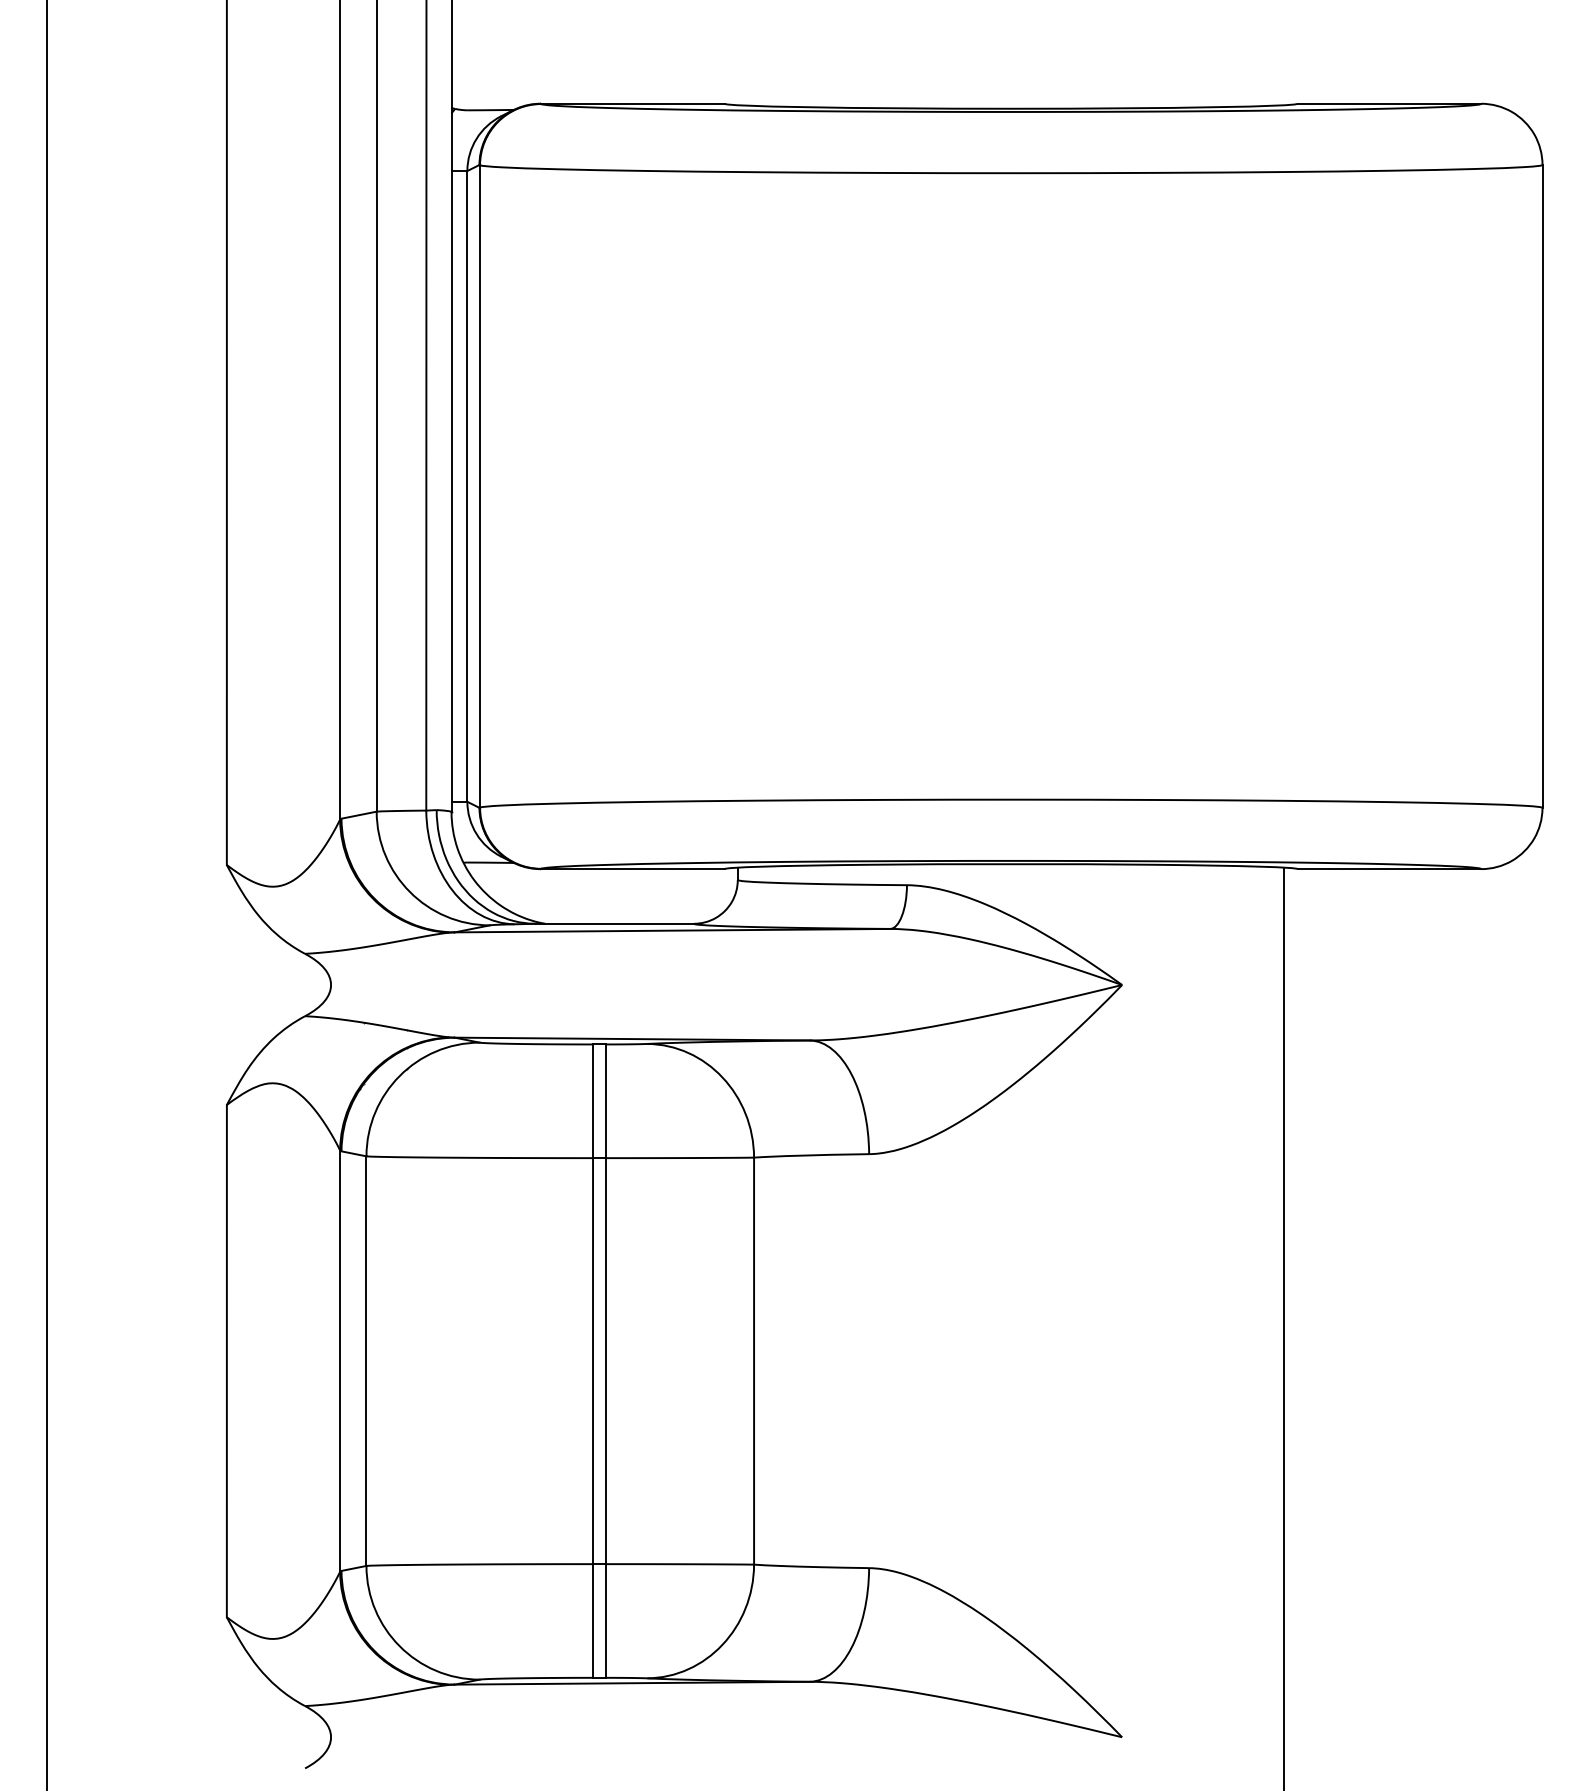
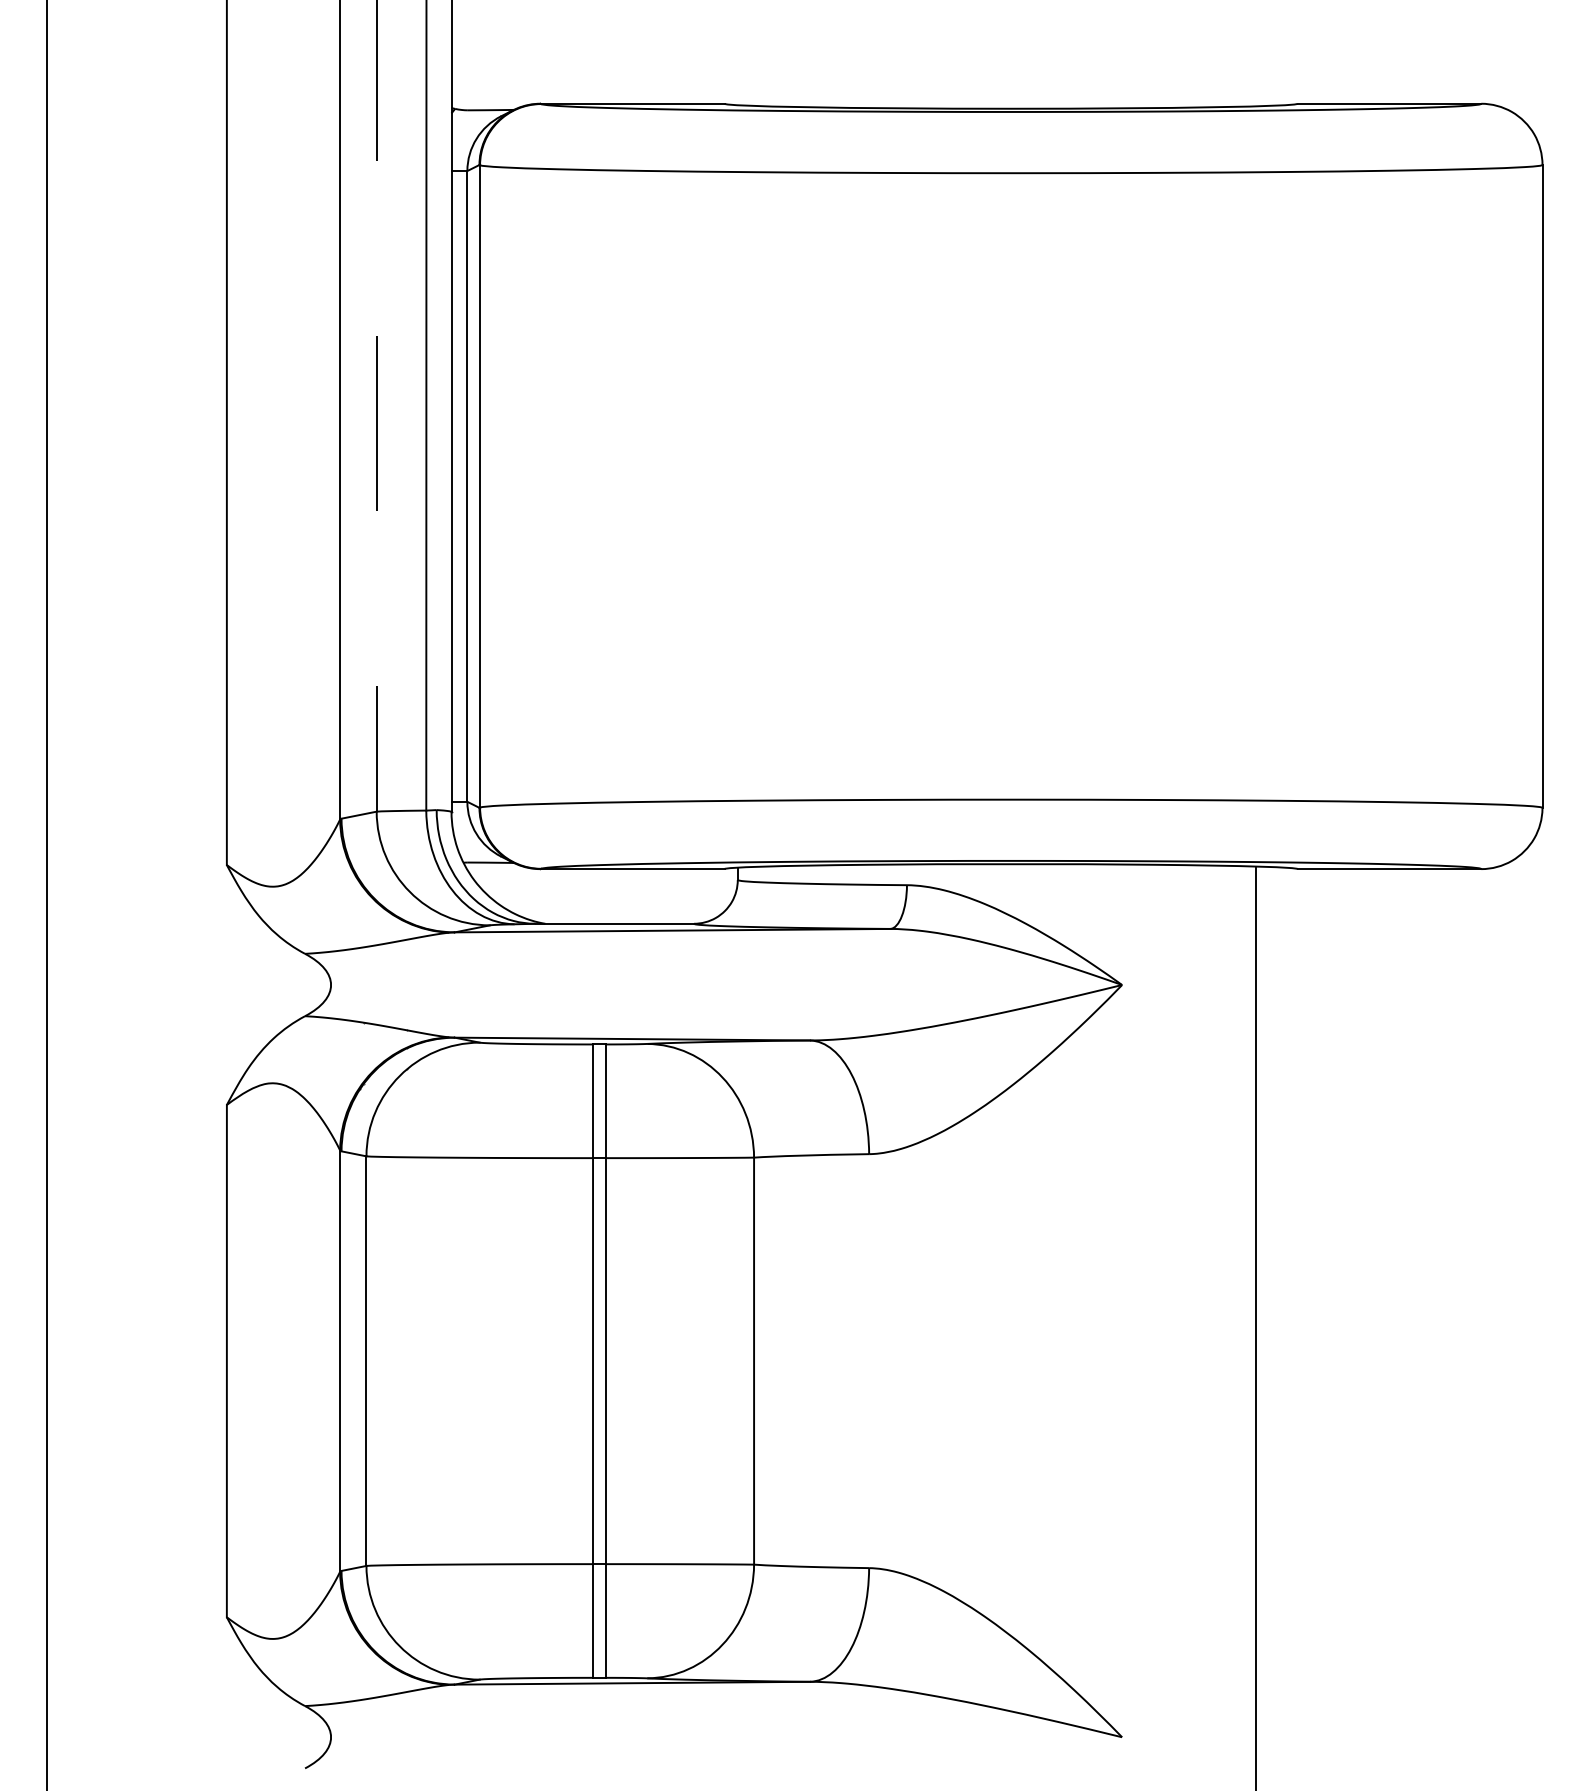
line: solid -> dashed (376, 405)
line position: (1284, 1327) -> (1256, 1327) (1256, 1327)
